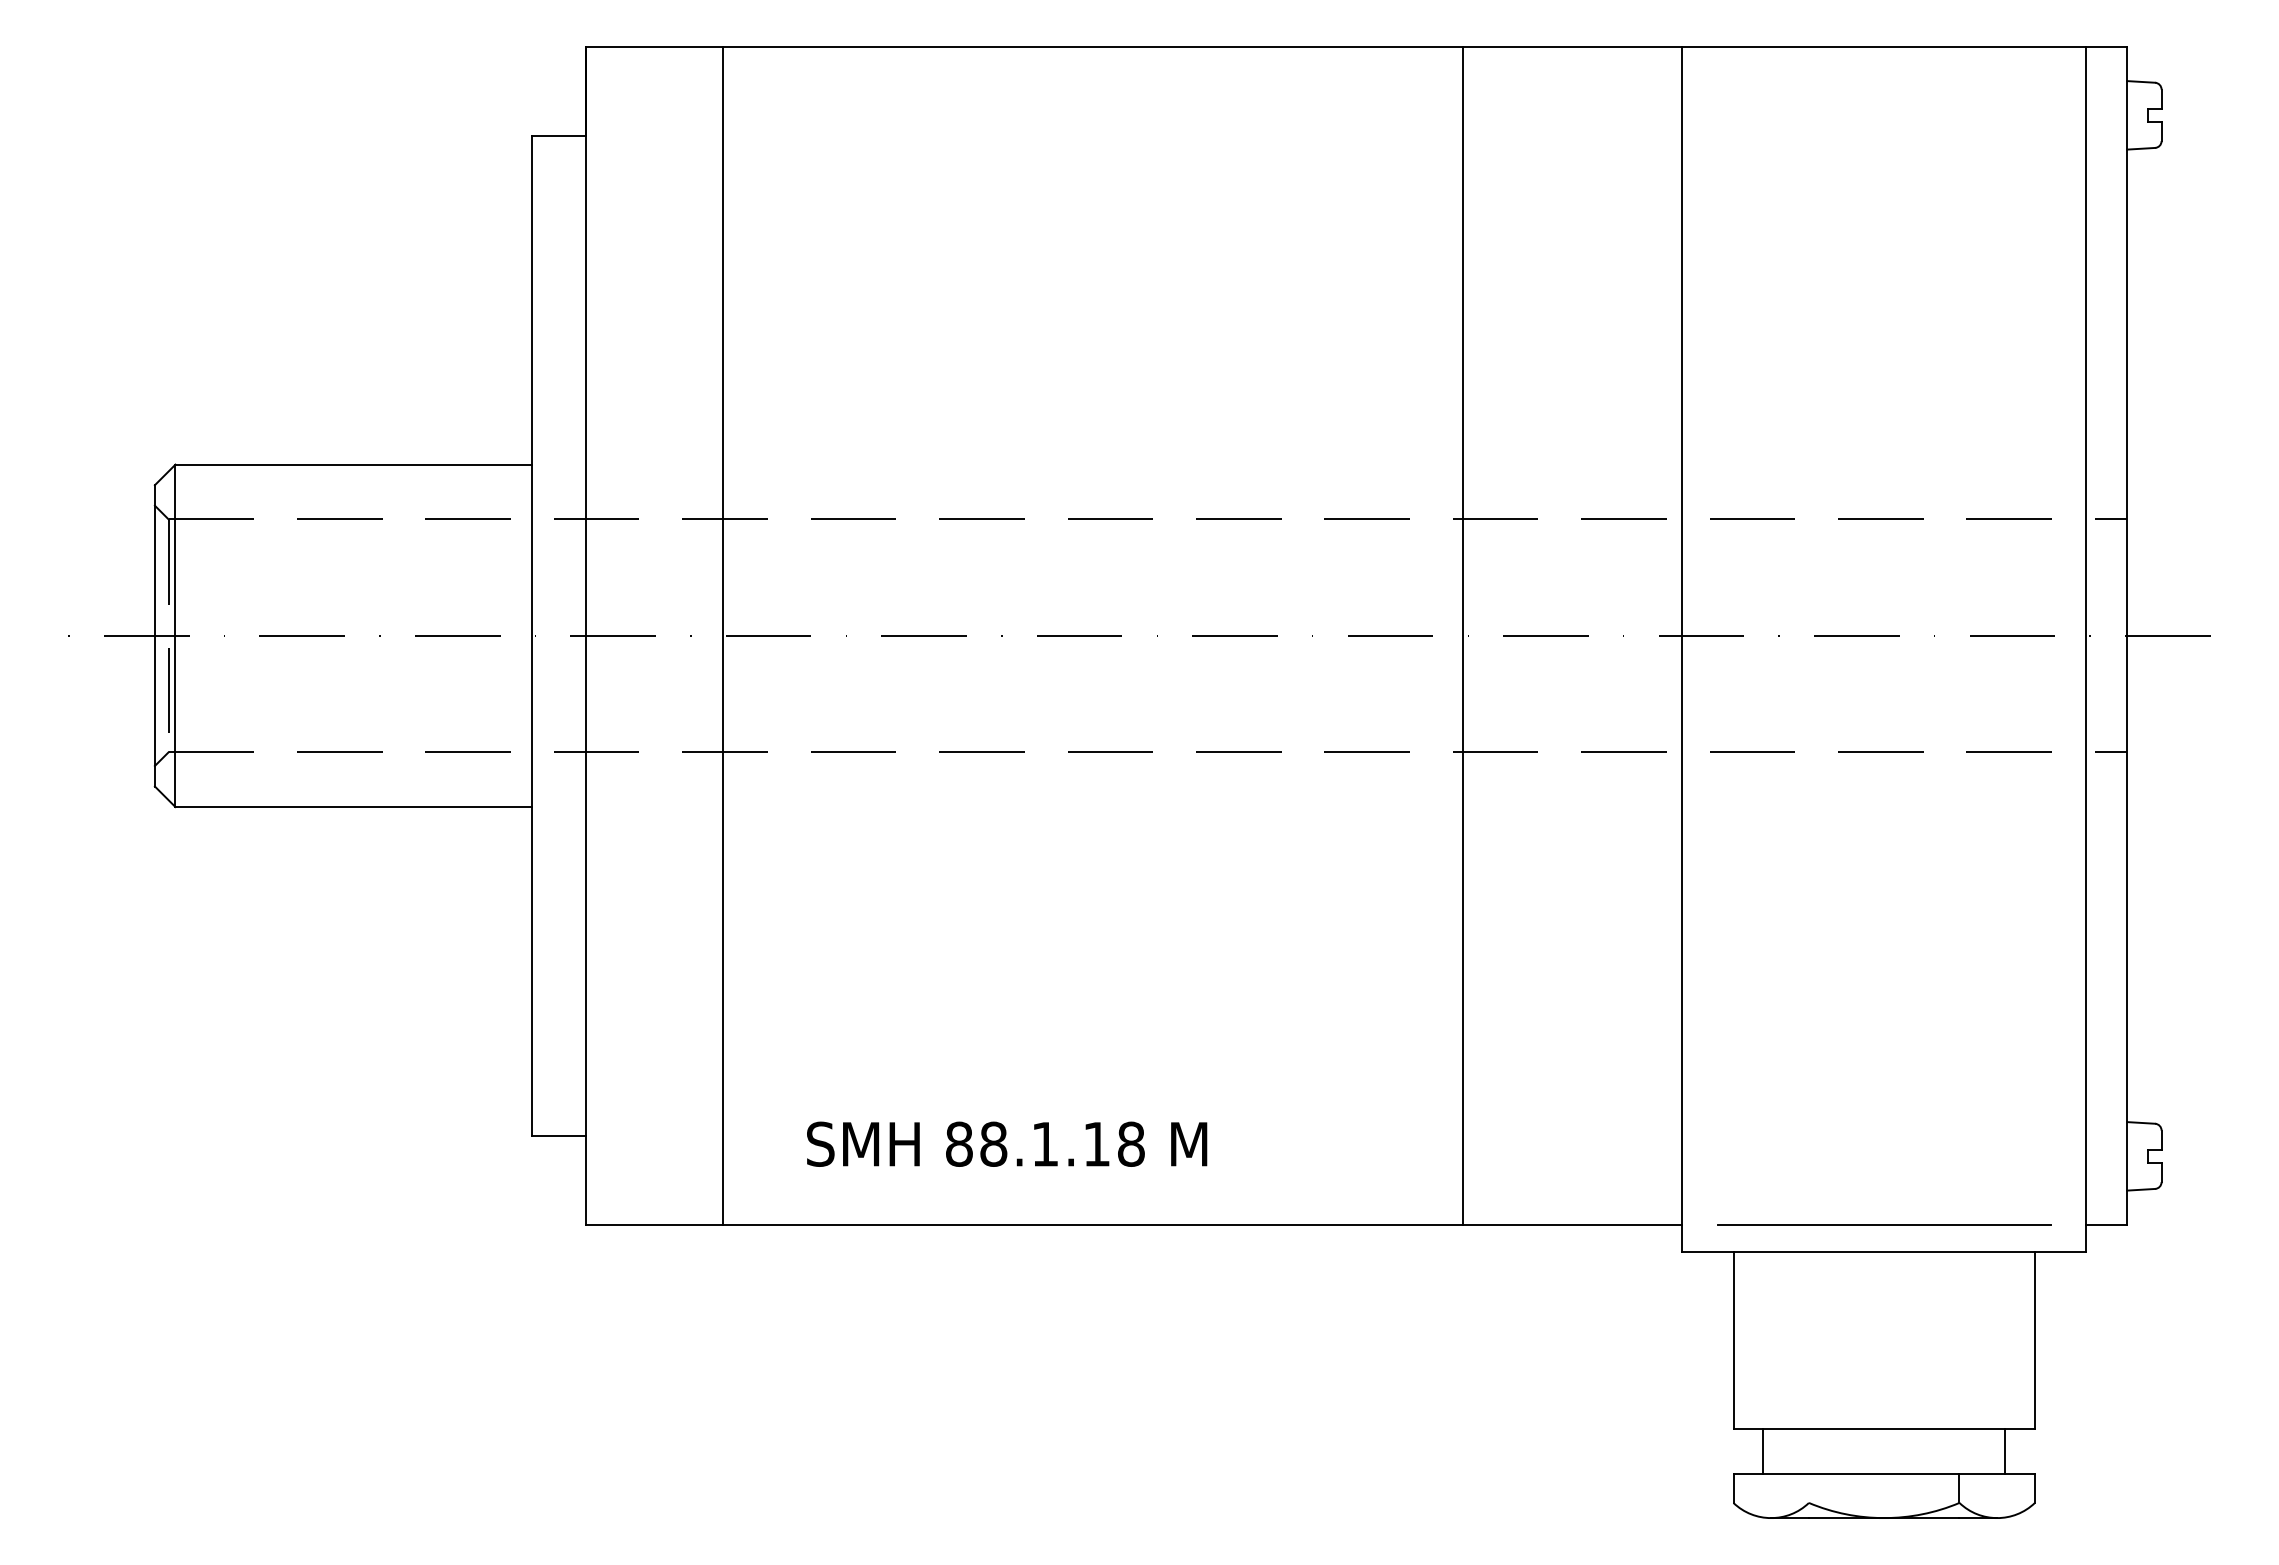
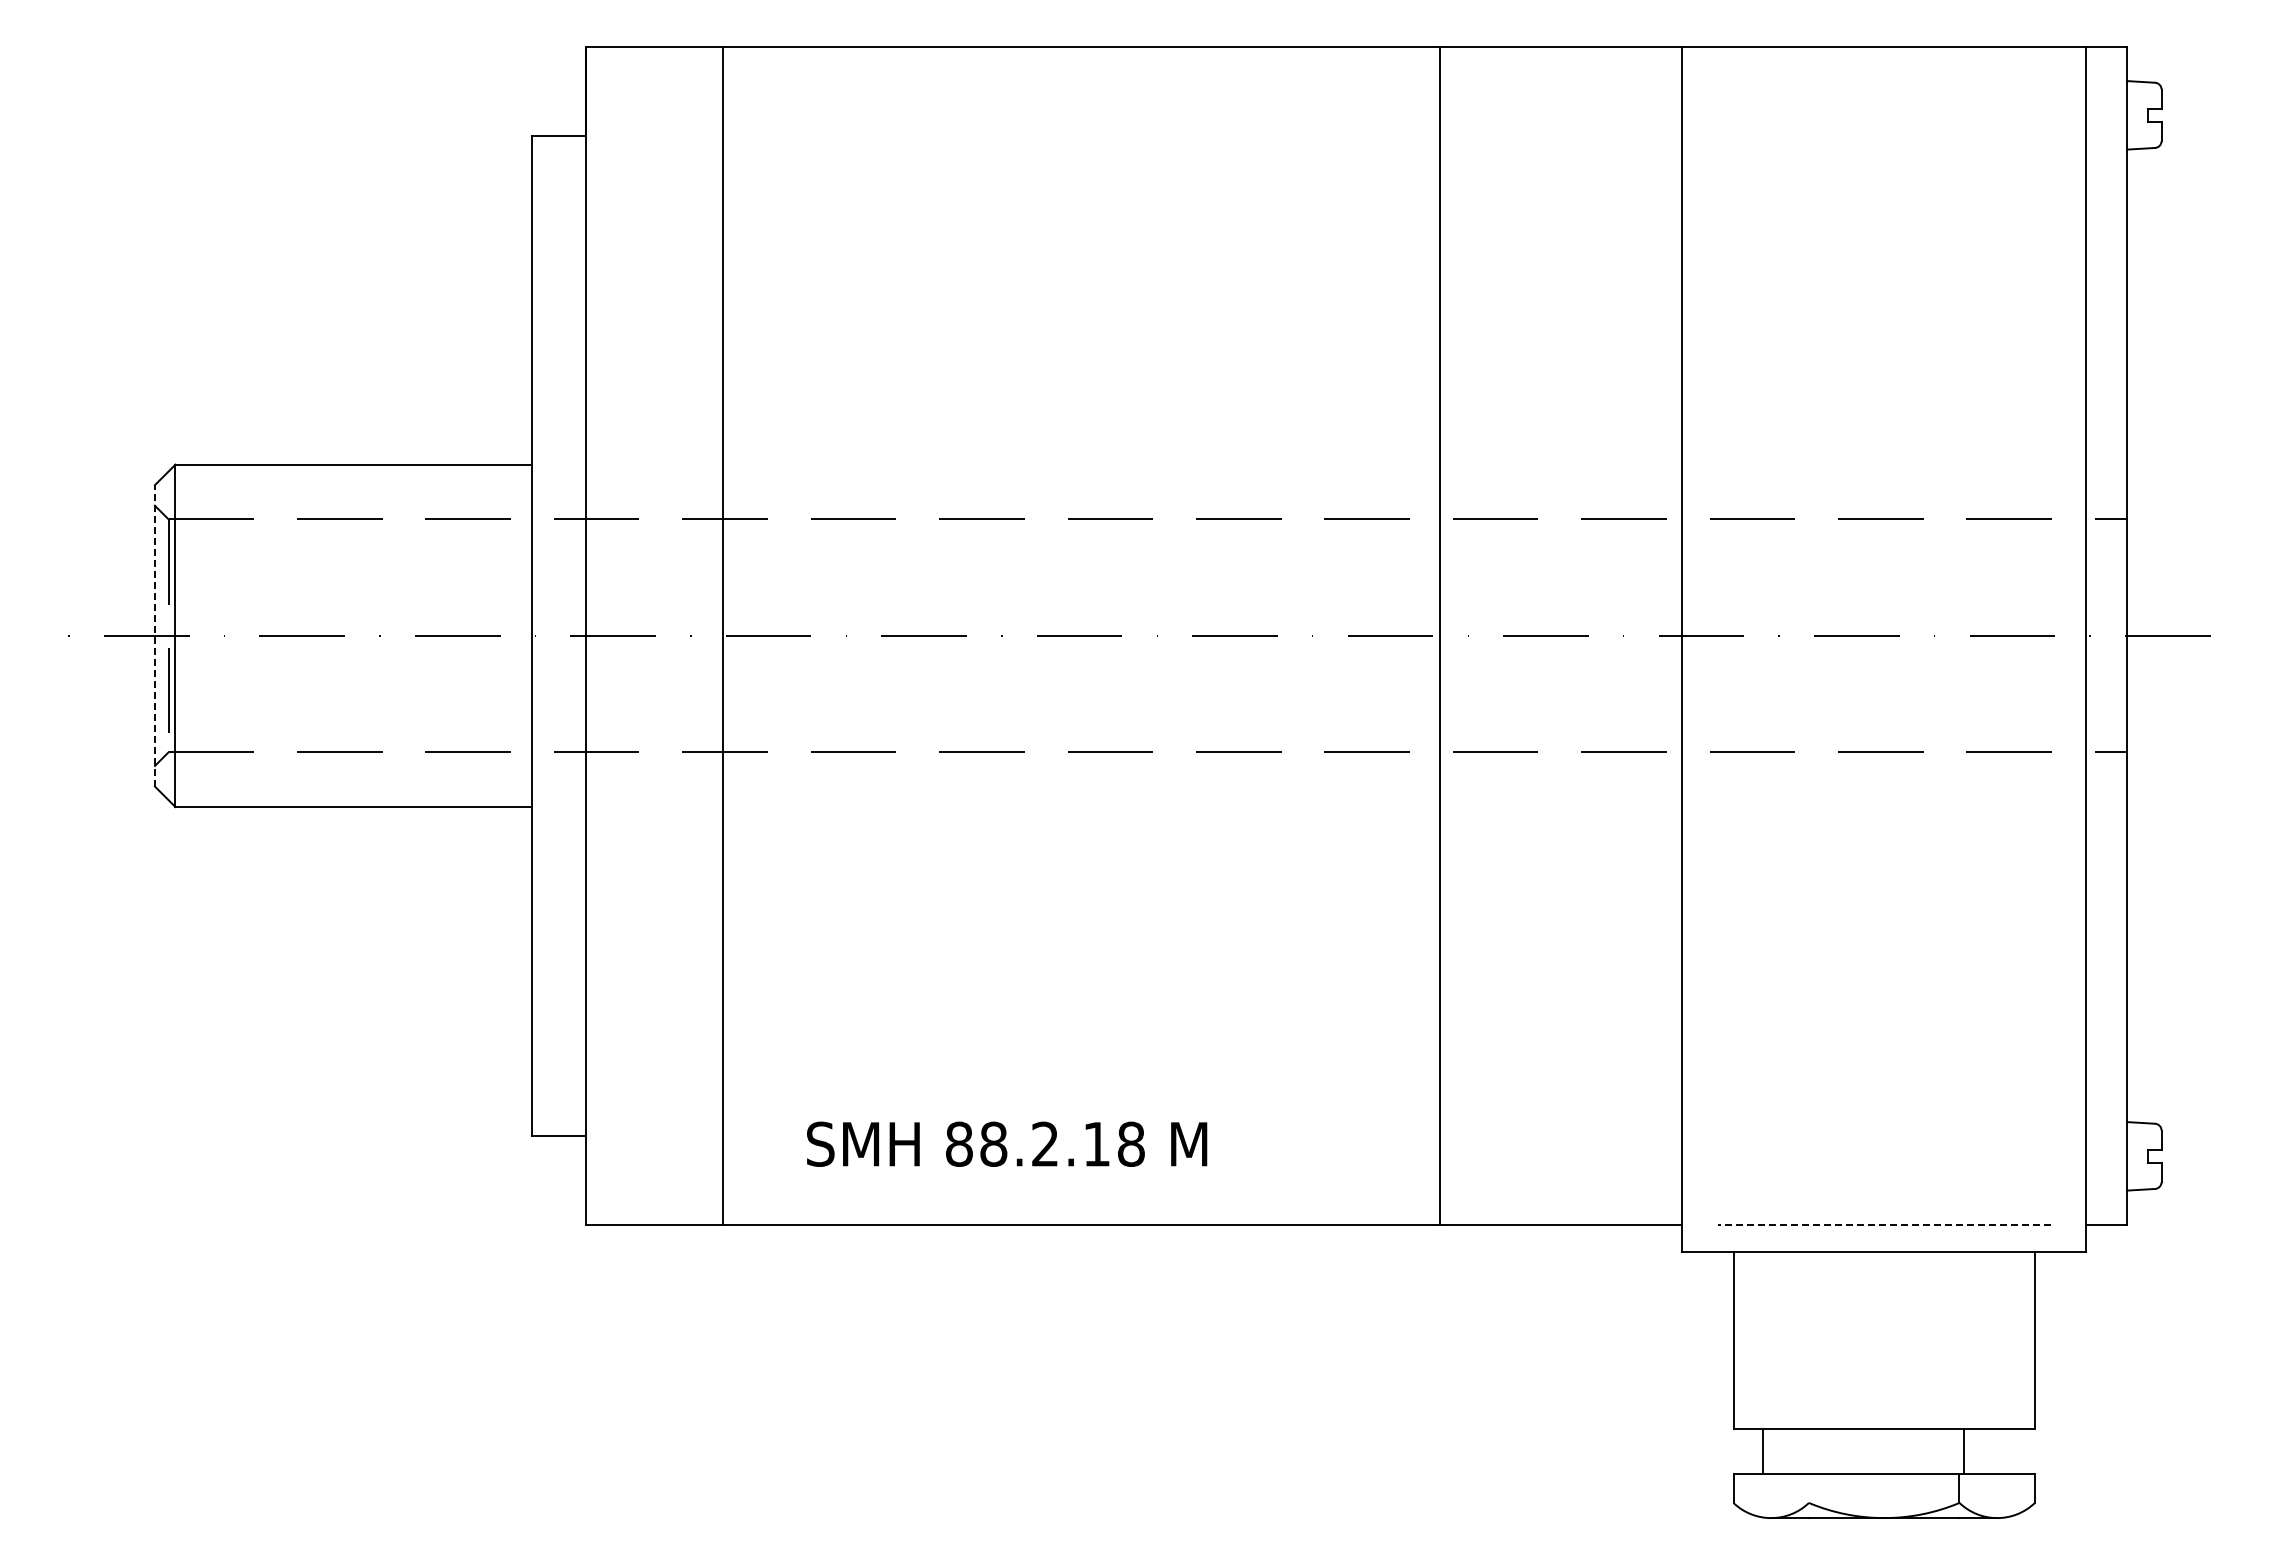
line: solid -> dashed (154, 635)
line position: (1463, 635) -> (1440, 635) (1440, 635)
text: 88.1.18 -> 88.2.18 (1044, 1143)
line: solid -> dashed (1884, 1224)
line position: (2005, 1451) -> (1964, 1451) (1964, 1451)
